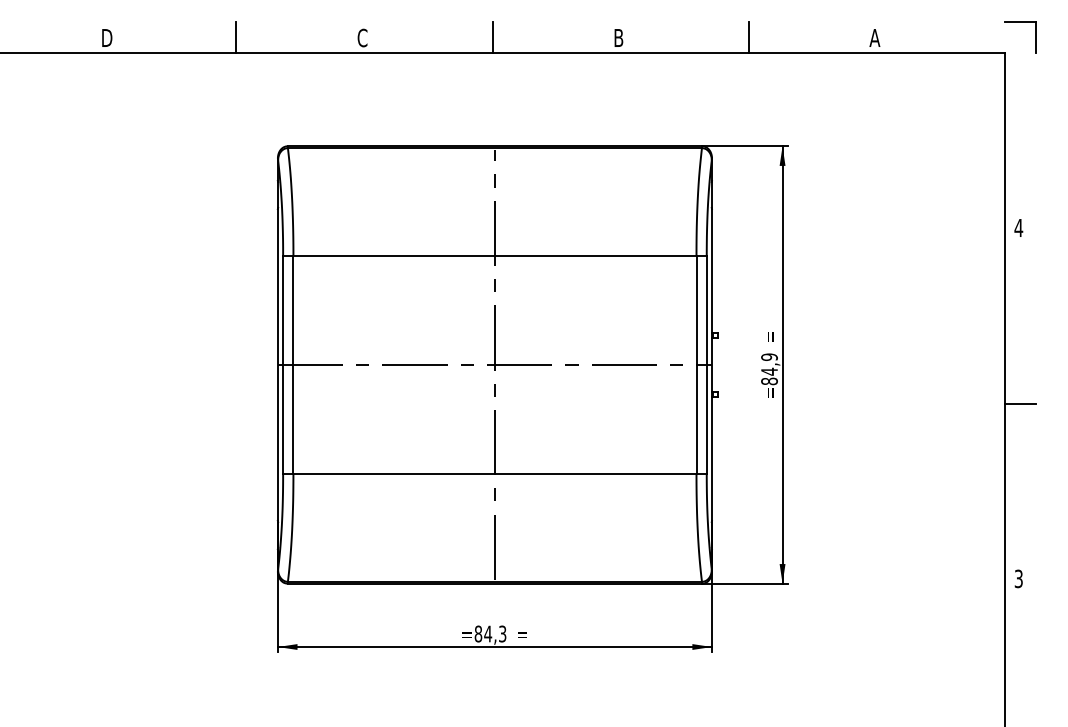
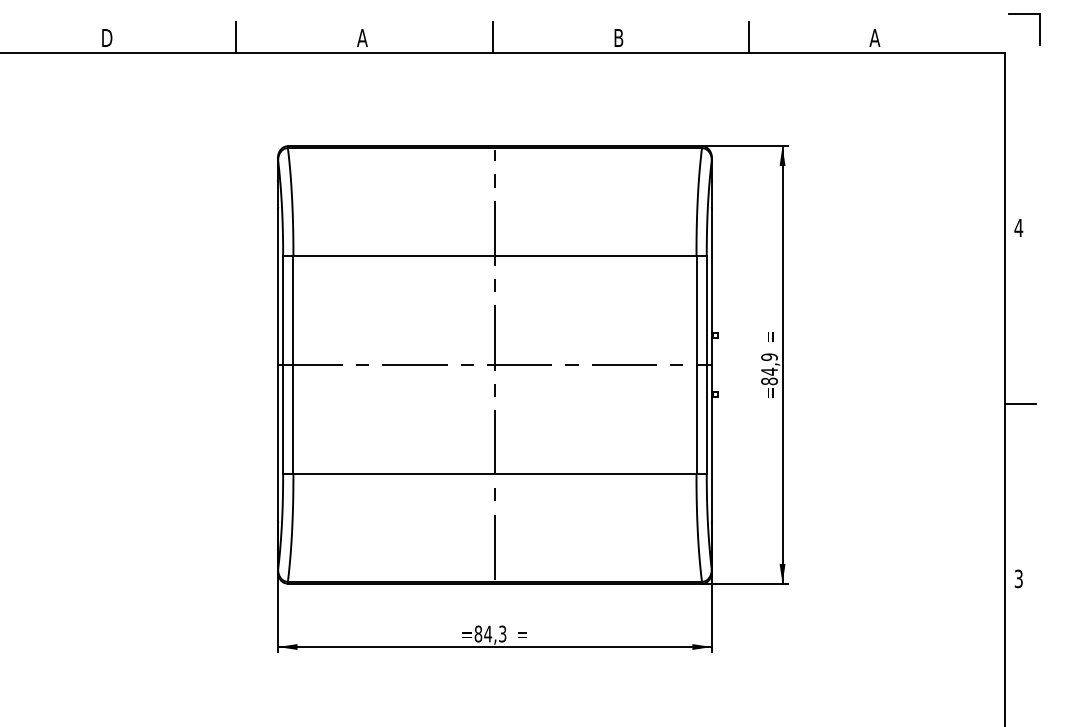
part position: (1020, 22) -> (1024, 14) (1024, 14)
text: C -> A (362, 37)
